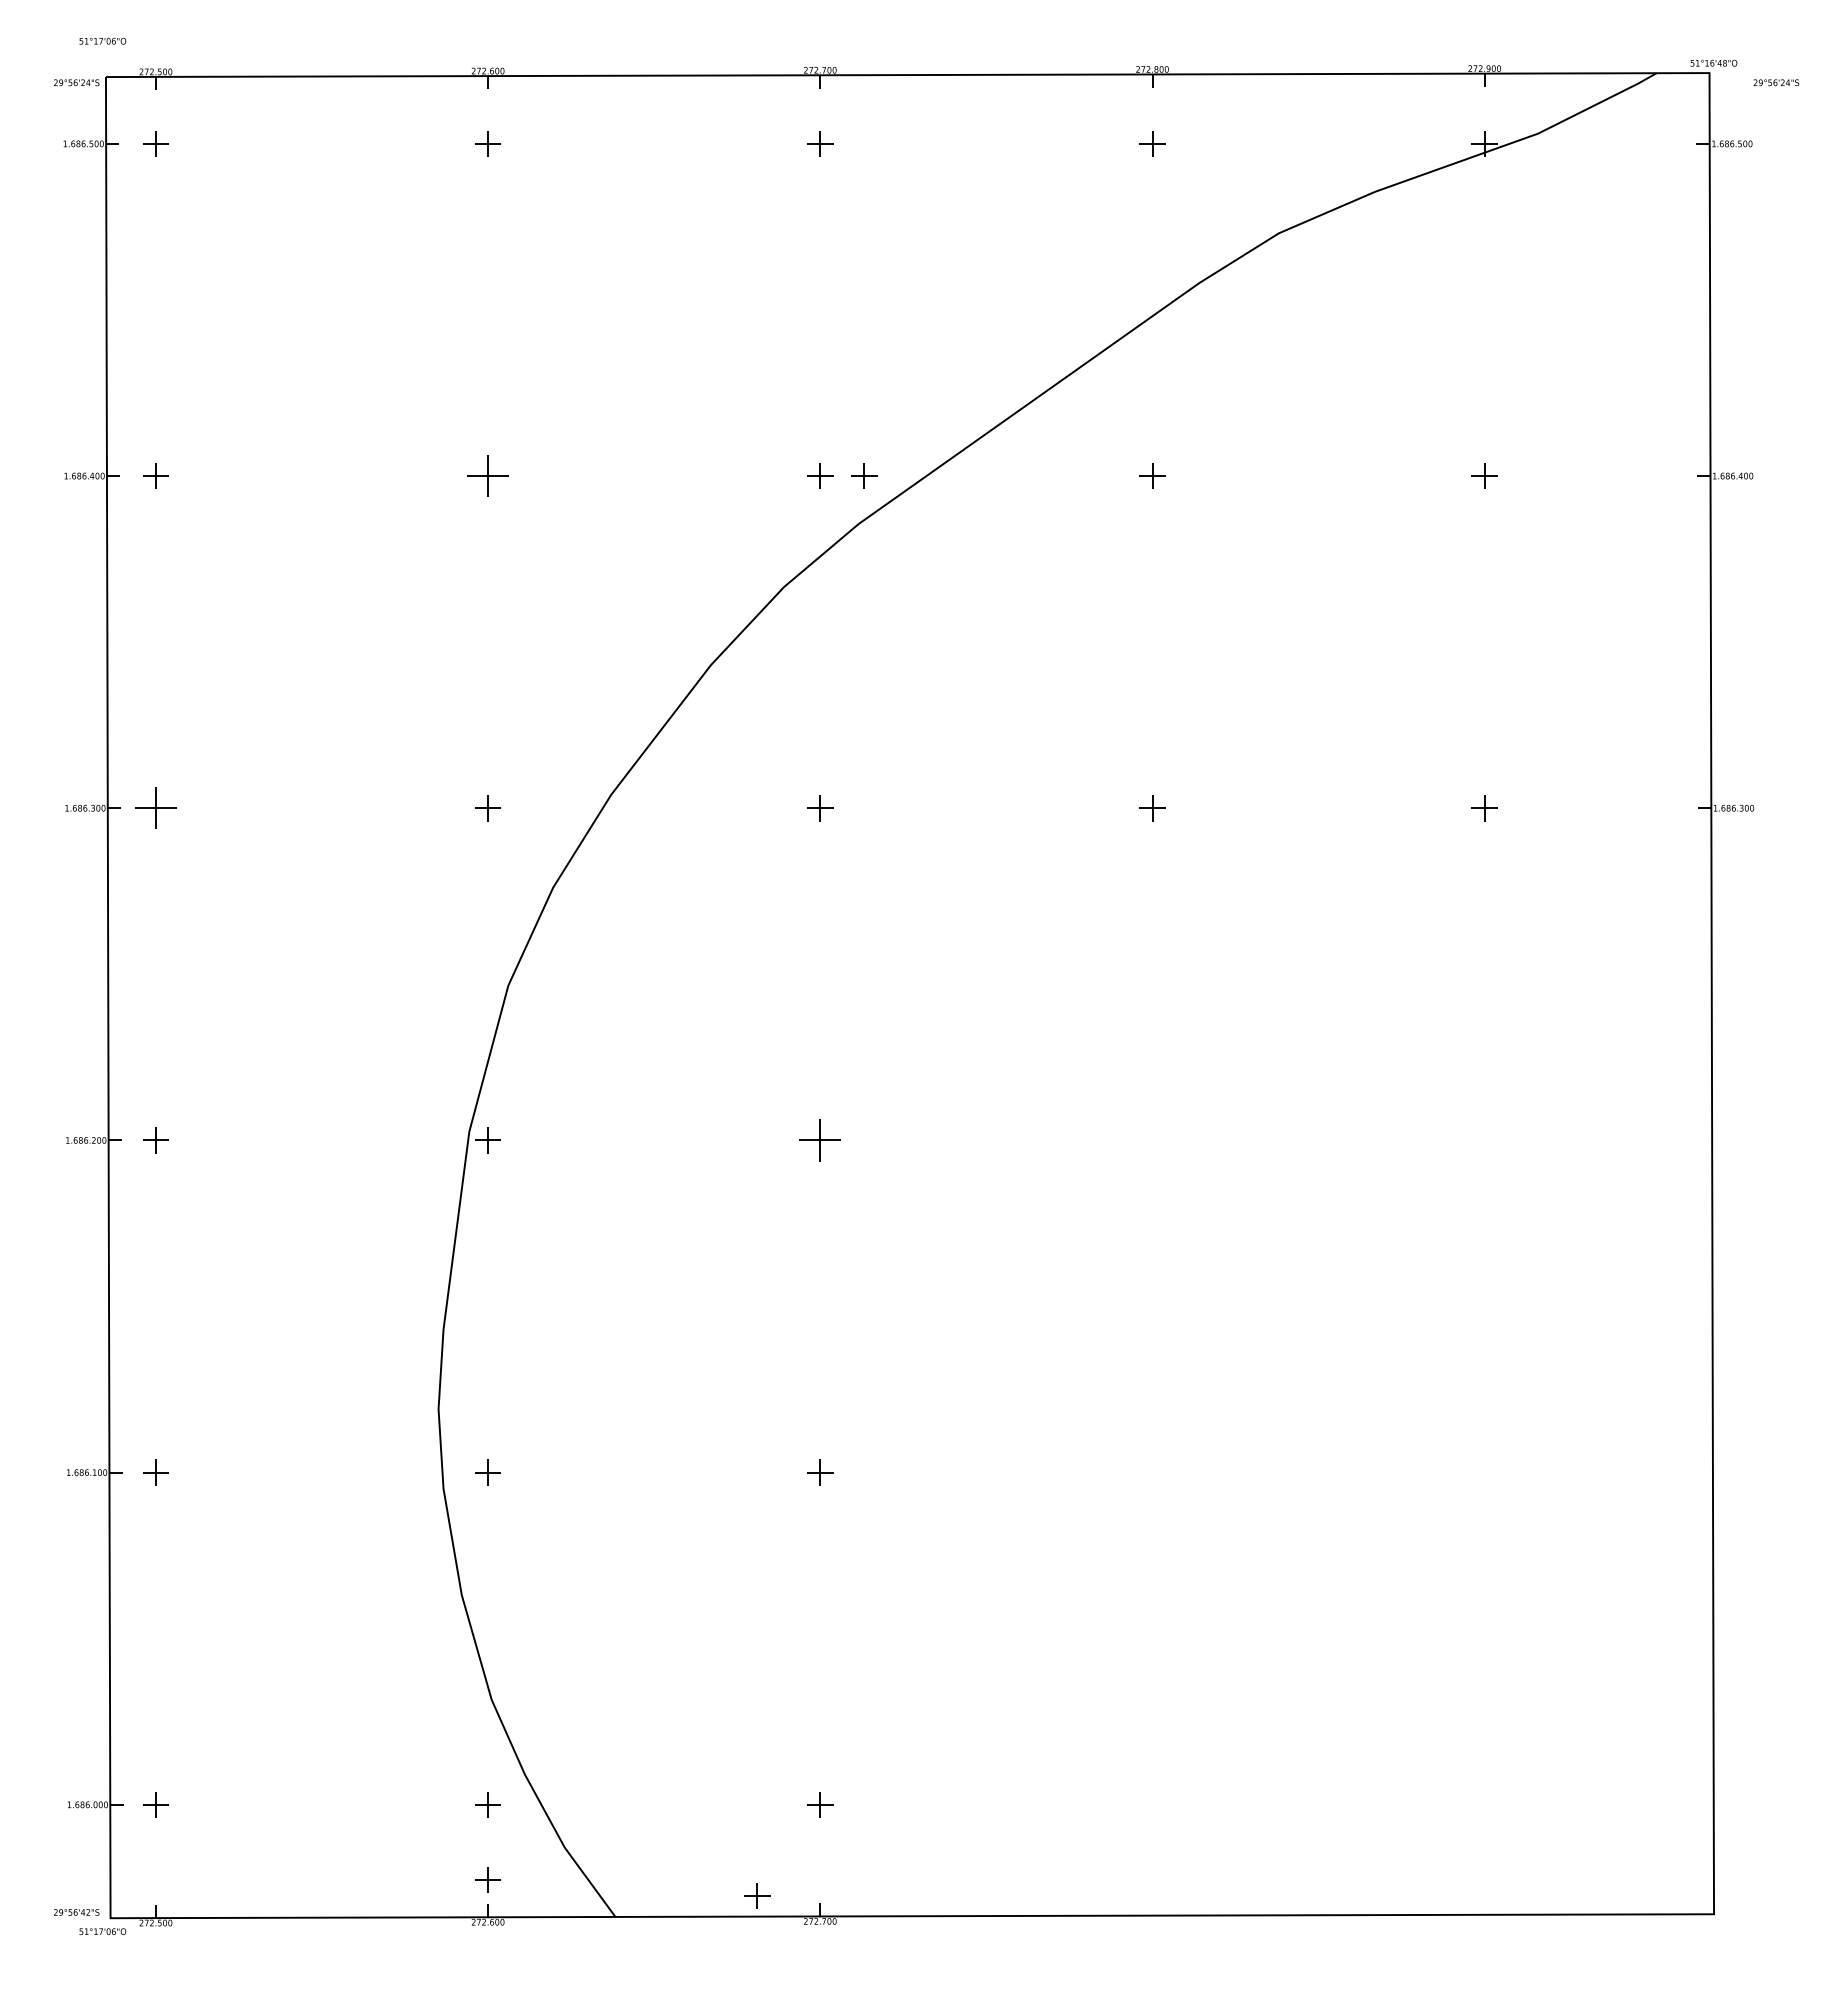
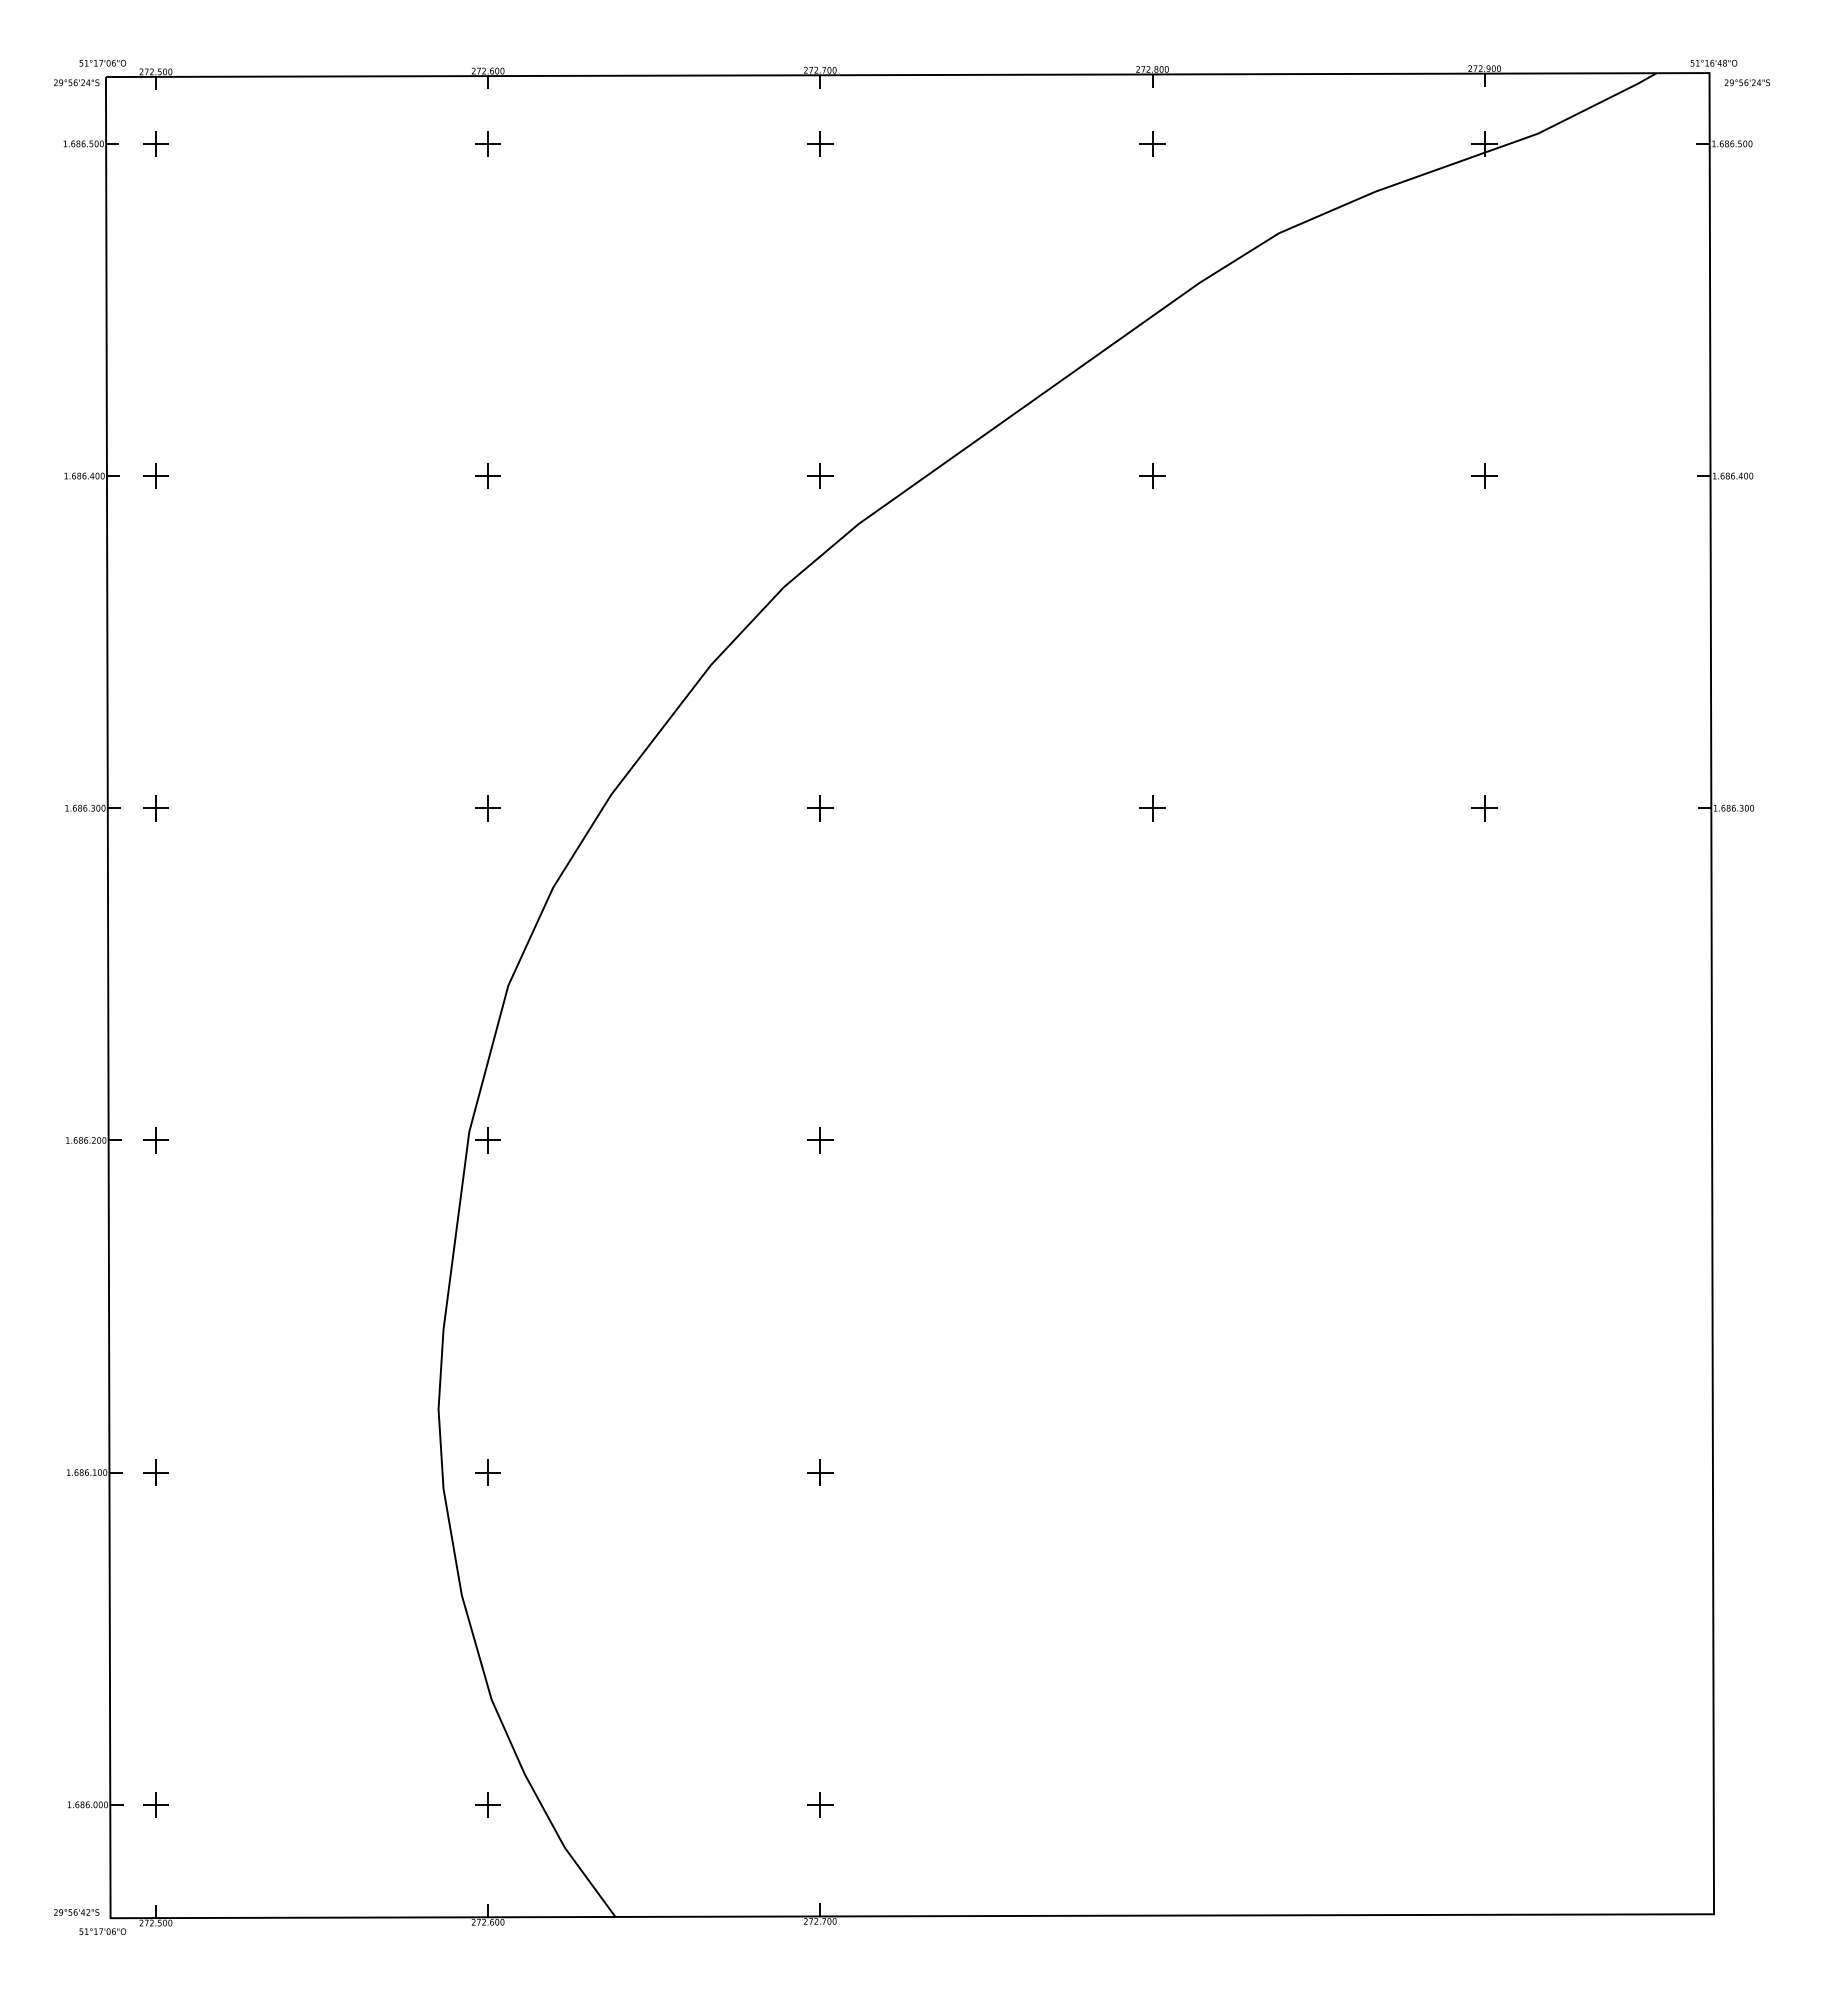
text position: (102, 40) -> (102, 62) (102, 62)
text position: (1776, 82) -> (1747, 82) (1747, 82)
part size: 42x42 px -> 26x26 px (487, 475)
part: present -> none (864, 475)
part size: 42x42 px -> 26x27 px (155, 808)
part size: 42x43 px -> 27x27 px (820, 1140)
part: present -> none (487, 1879)
part: present -> none (757, 1895)
